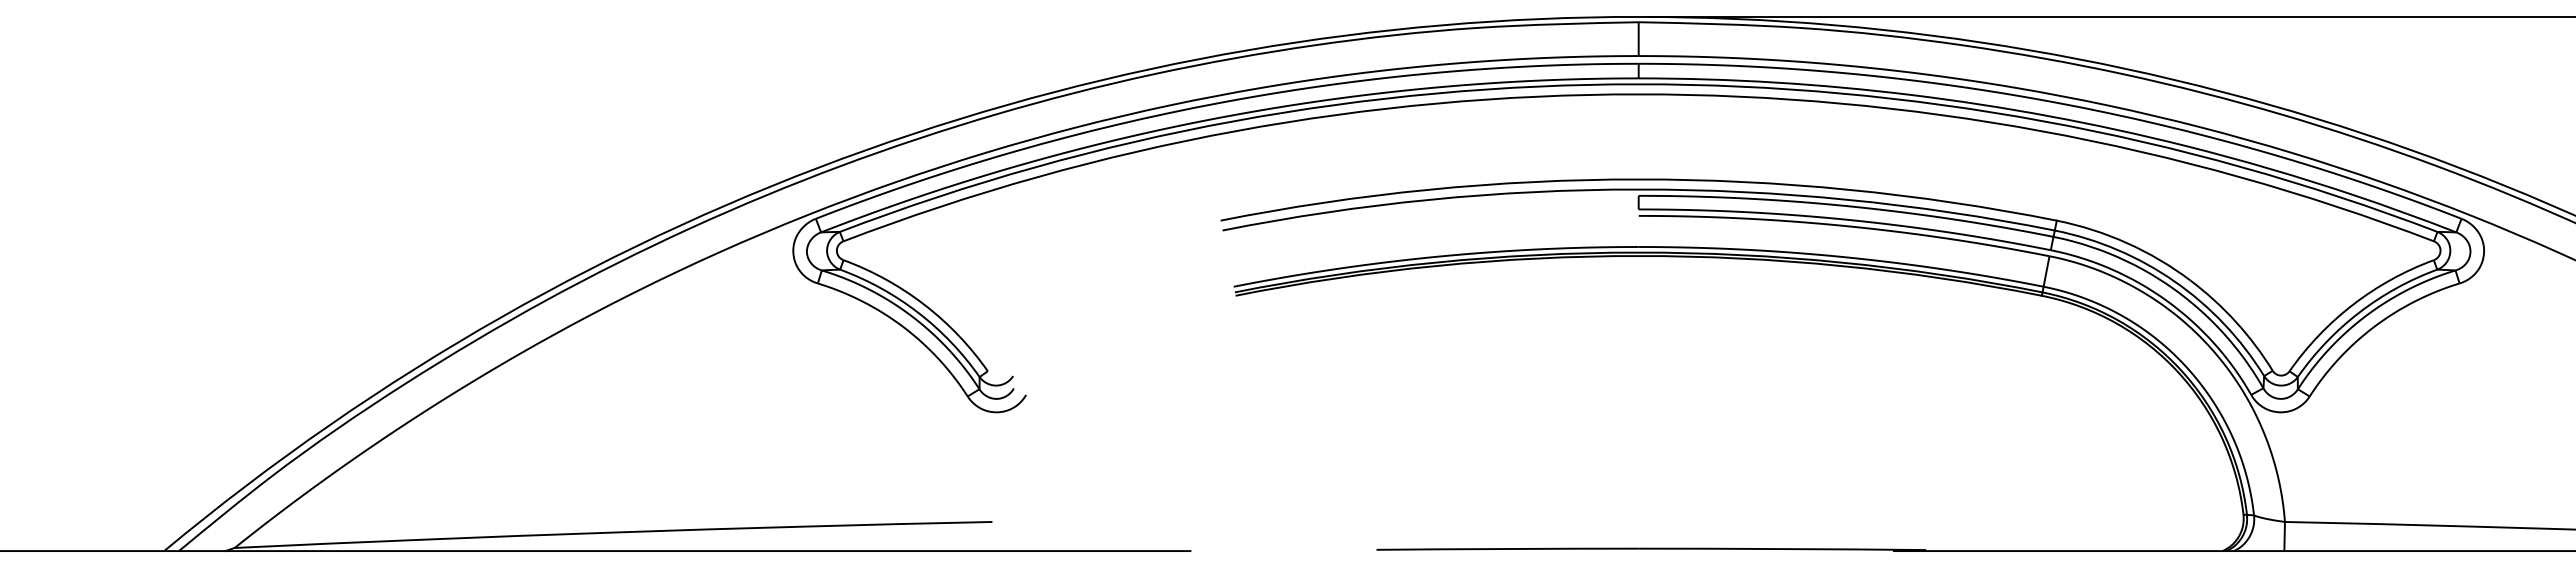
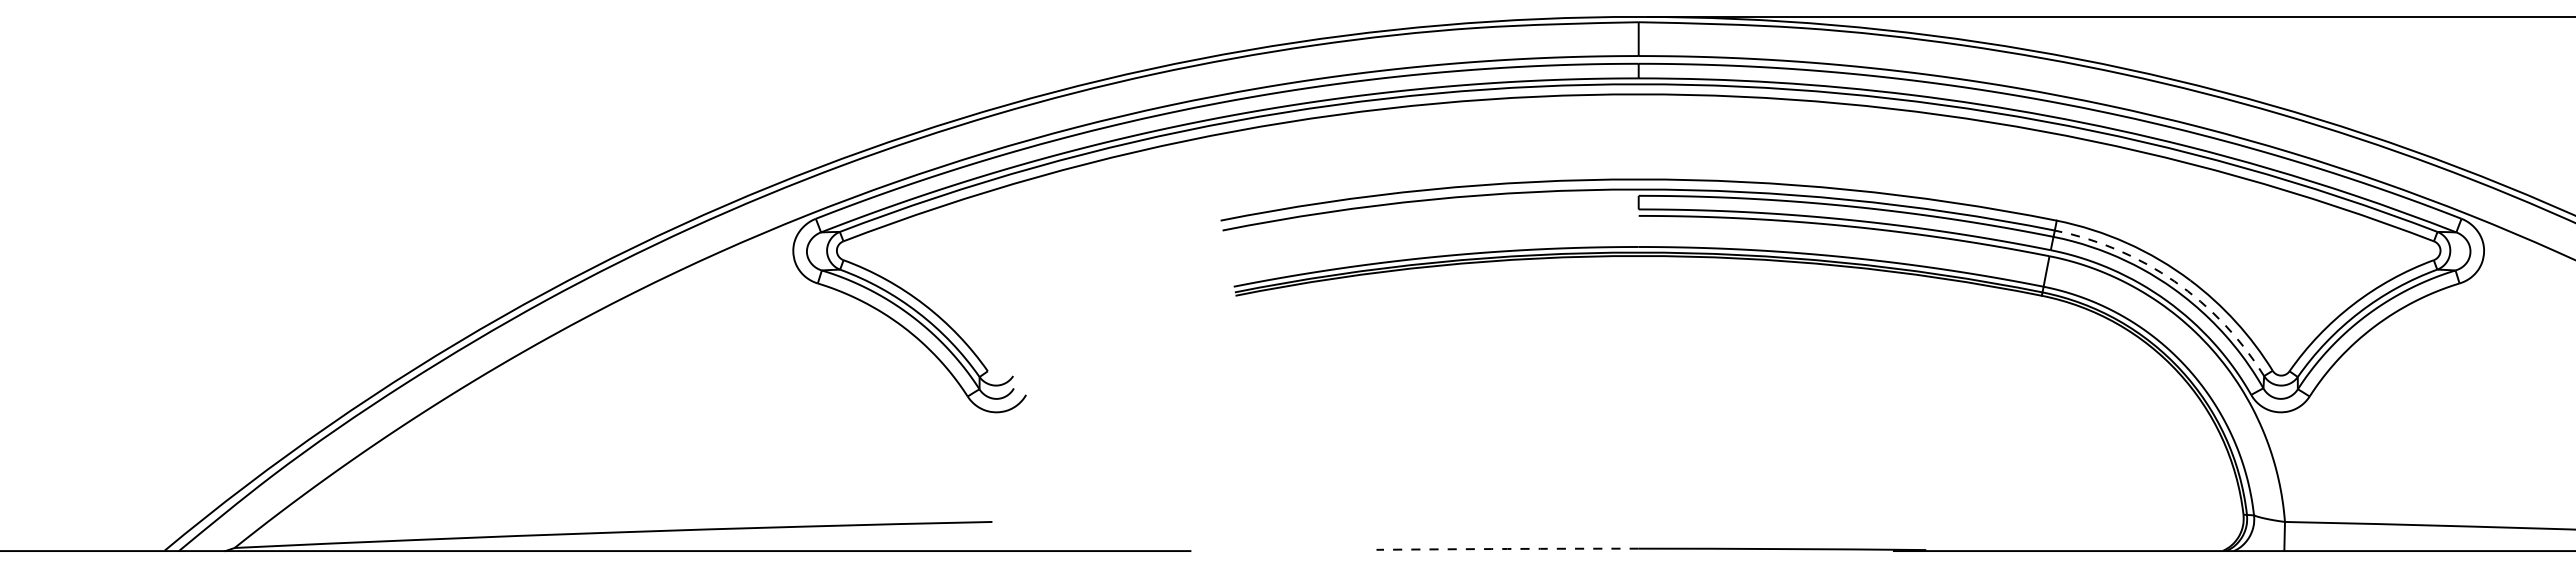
arc: solid -> dashed (2174, 281)
arc: solid -> dashed (1507, 548)
